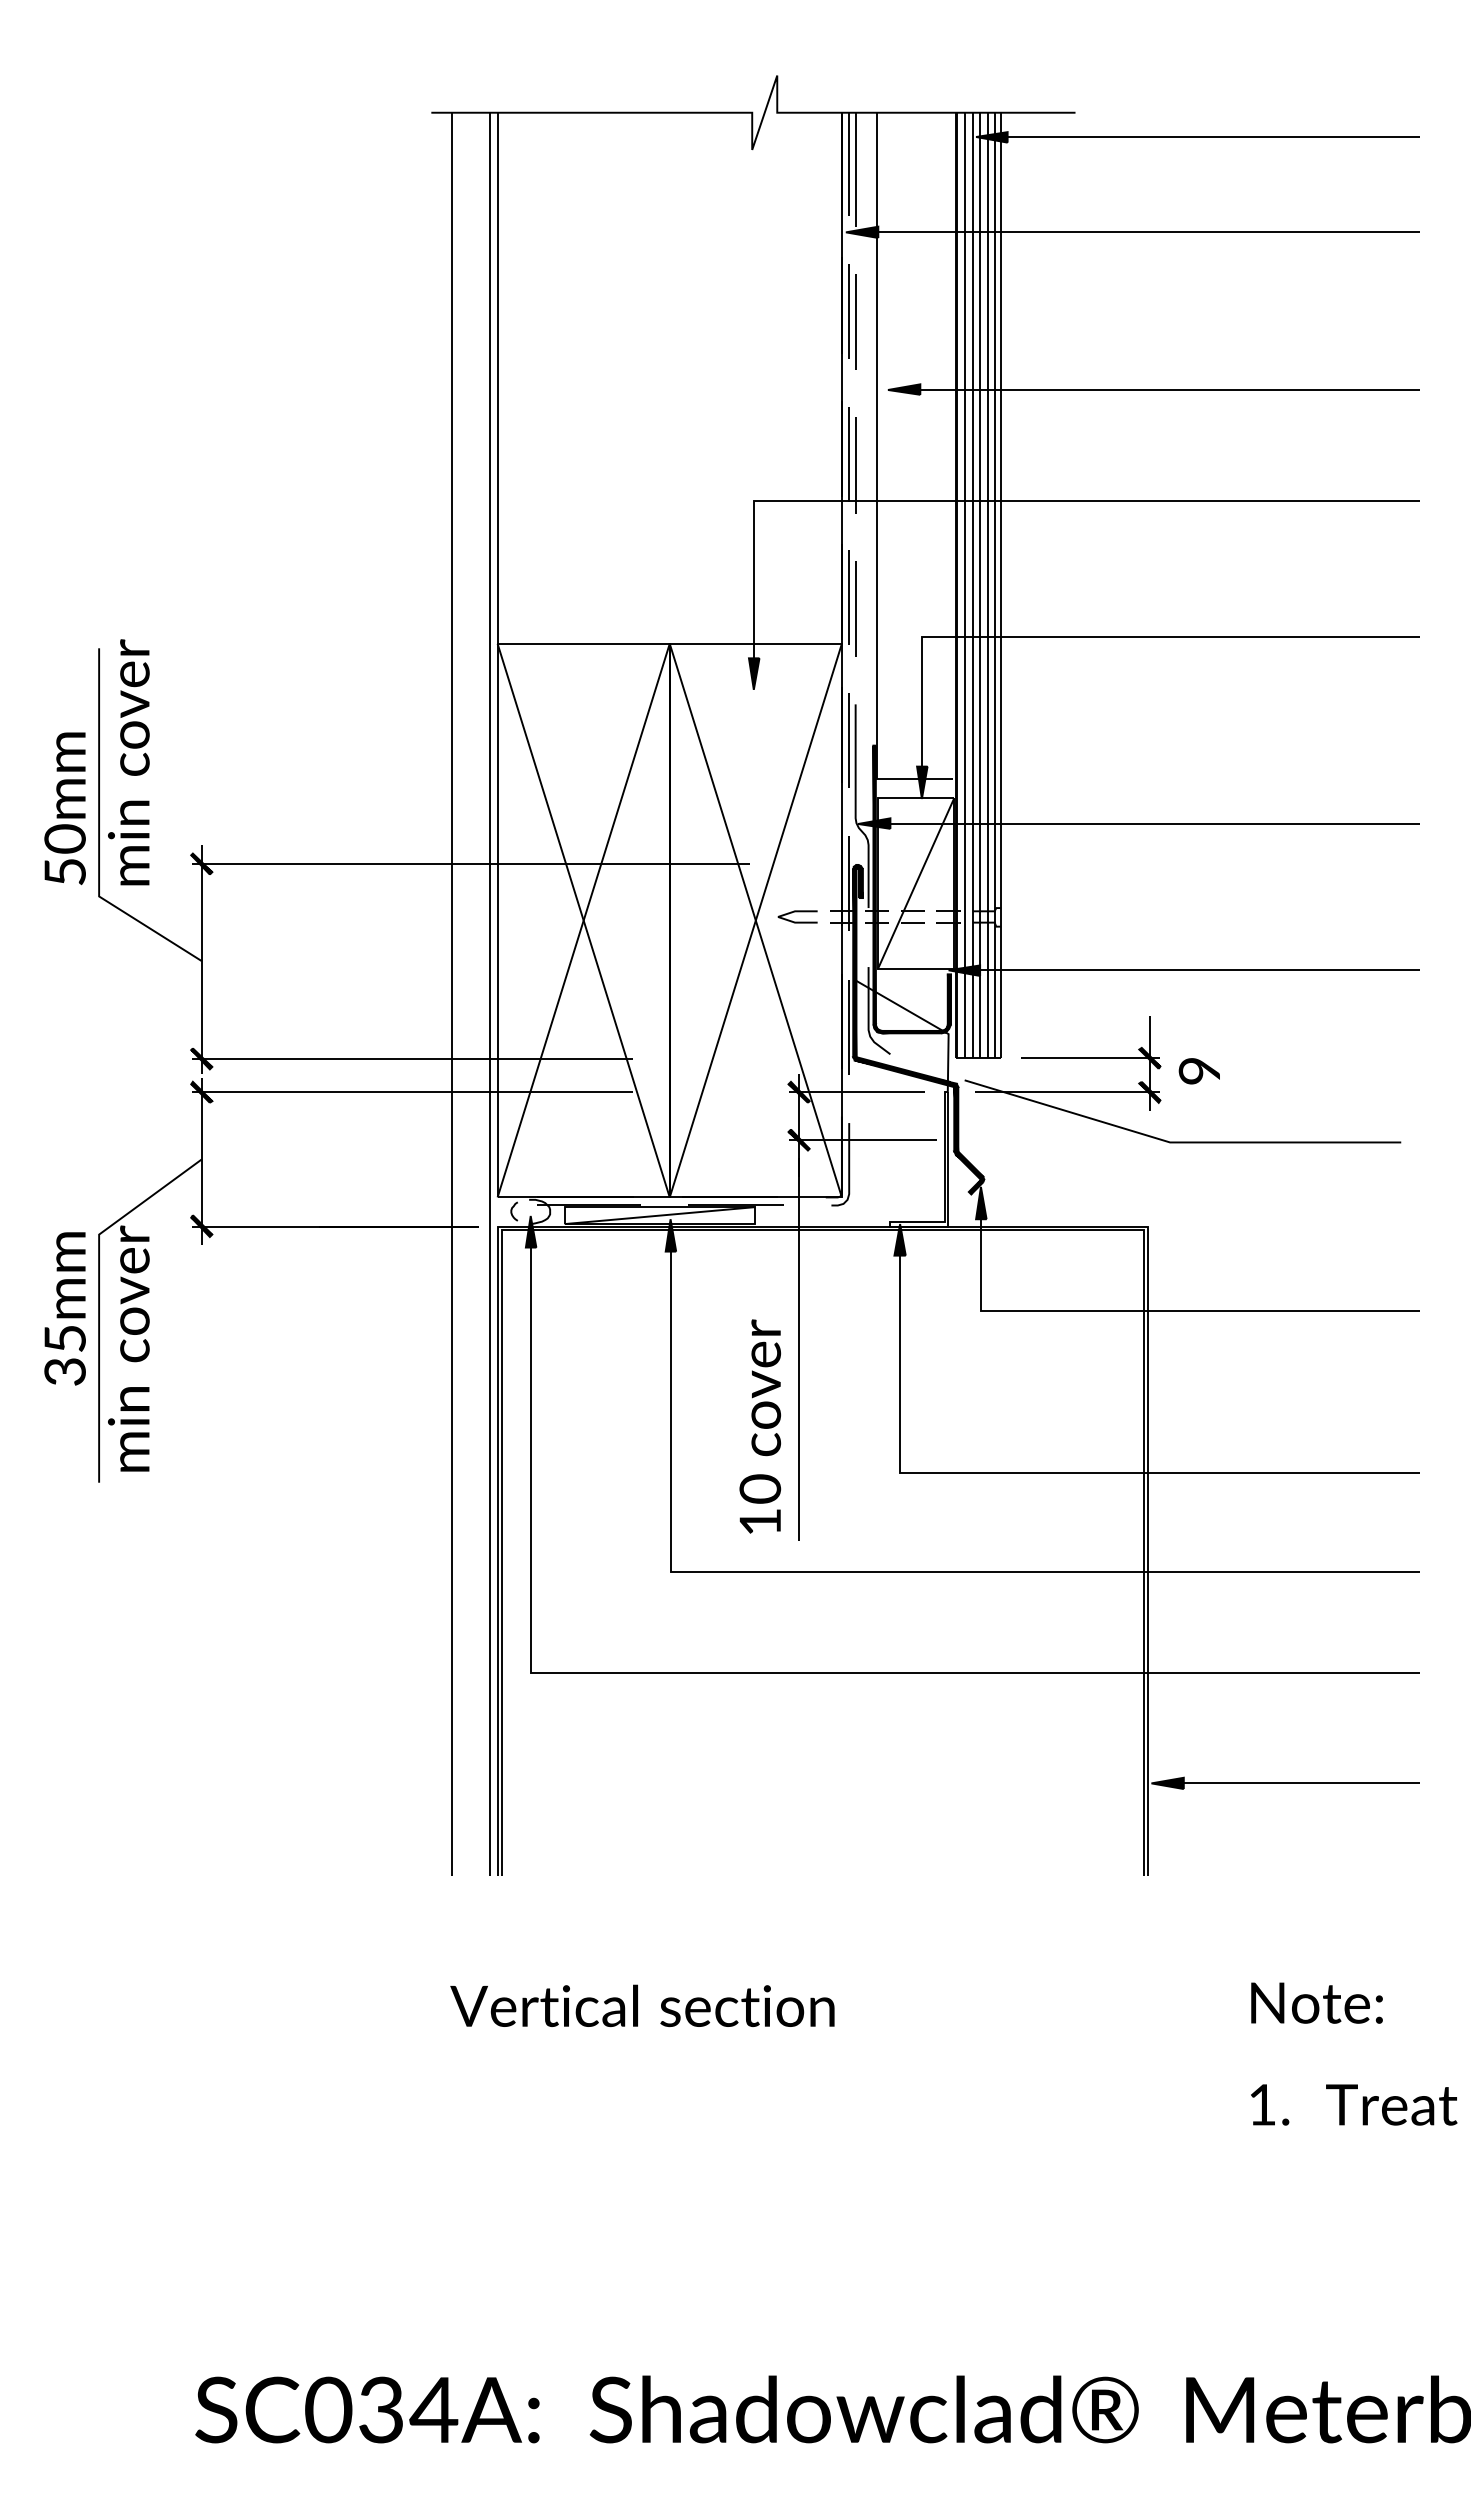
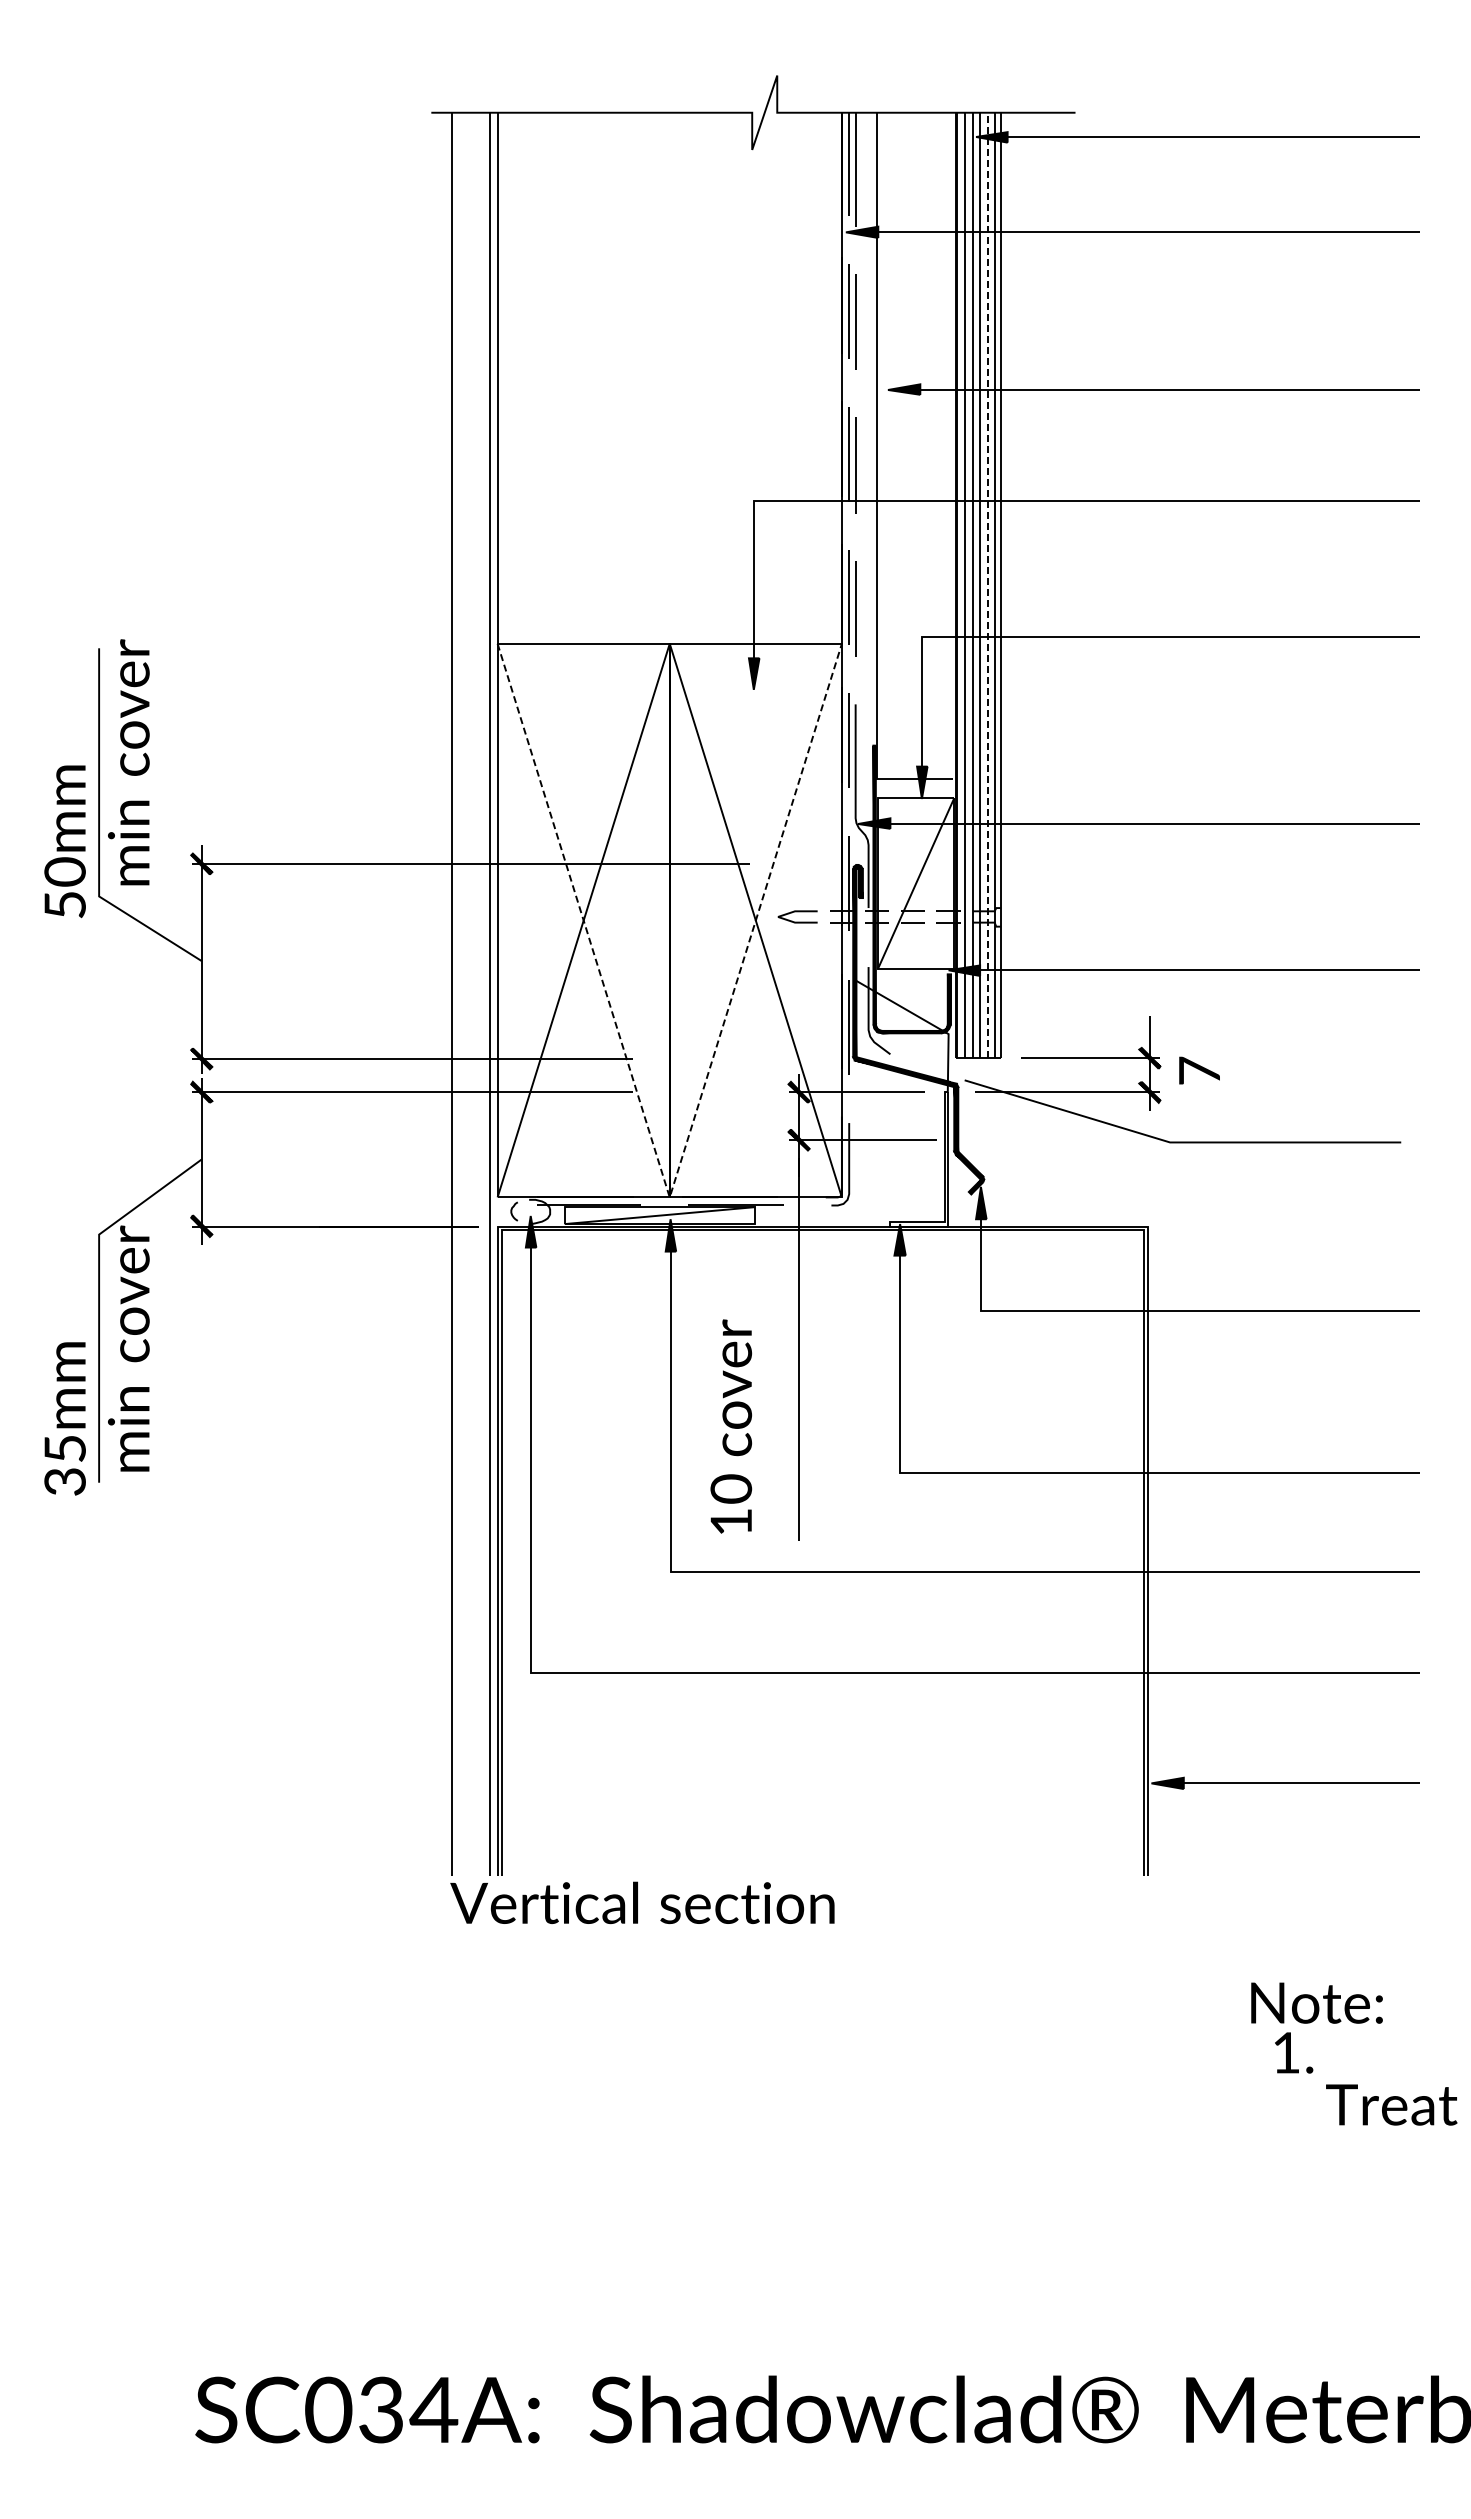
line: solid -> dashed (988, 585)
text position: (64, 808) -> (64, 841) (64, 841)
text: 9 -> 7 (1198, 1070)
line: solid -> dashed (669, 1197)
text position: (64, 1308) -> (64, 1418) (64, 1418)
text position: (760, 1426) -> (731, 1426) (731, 1426)
text position: (642, 2005) -> (642, 1902) (642, 1902)
text position: (1270, 2104) -> (1294, 2052) (1294, 2052)
